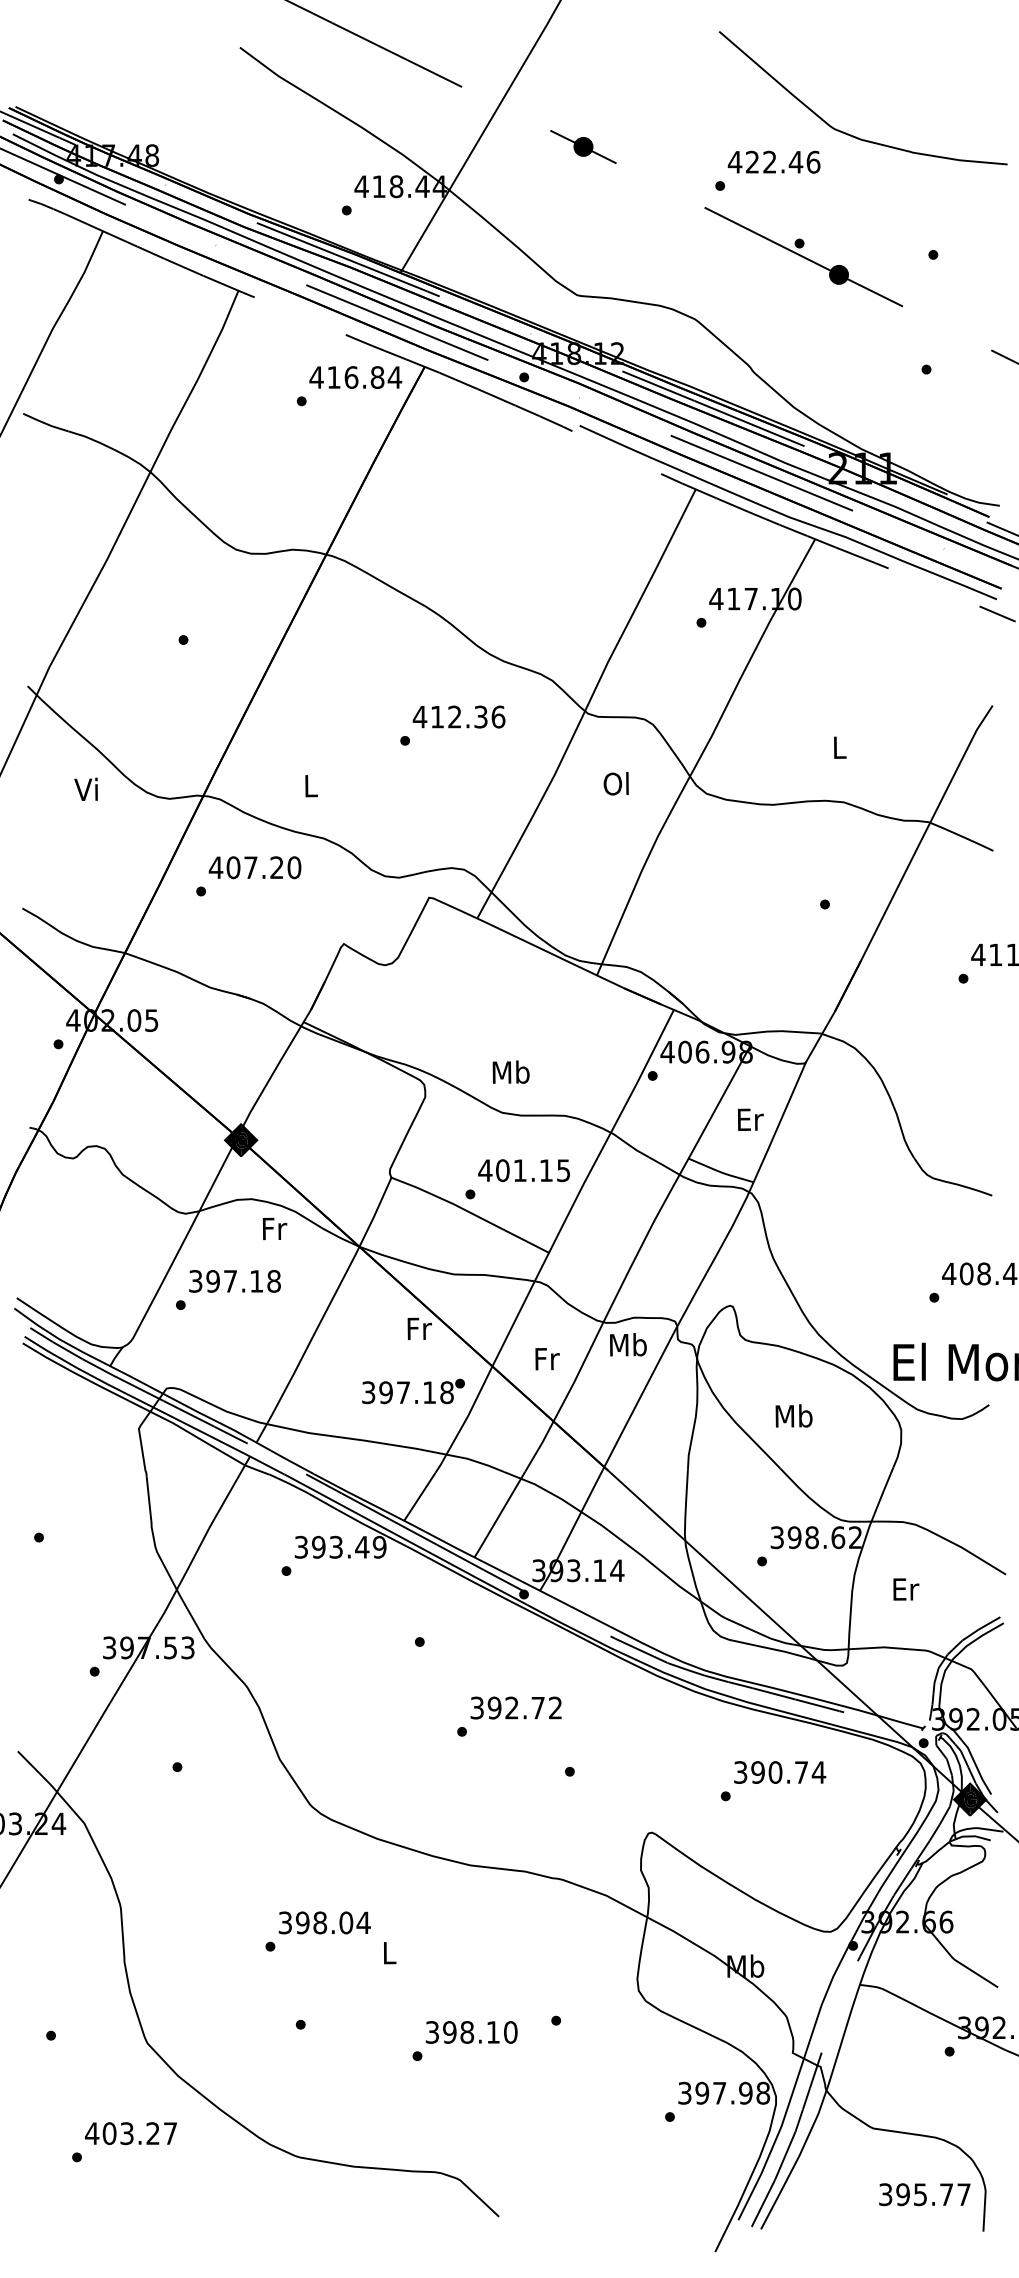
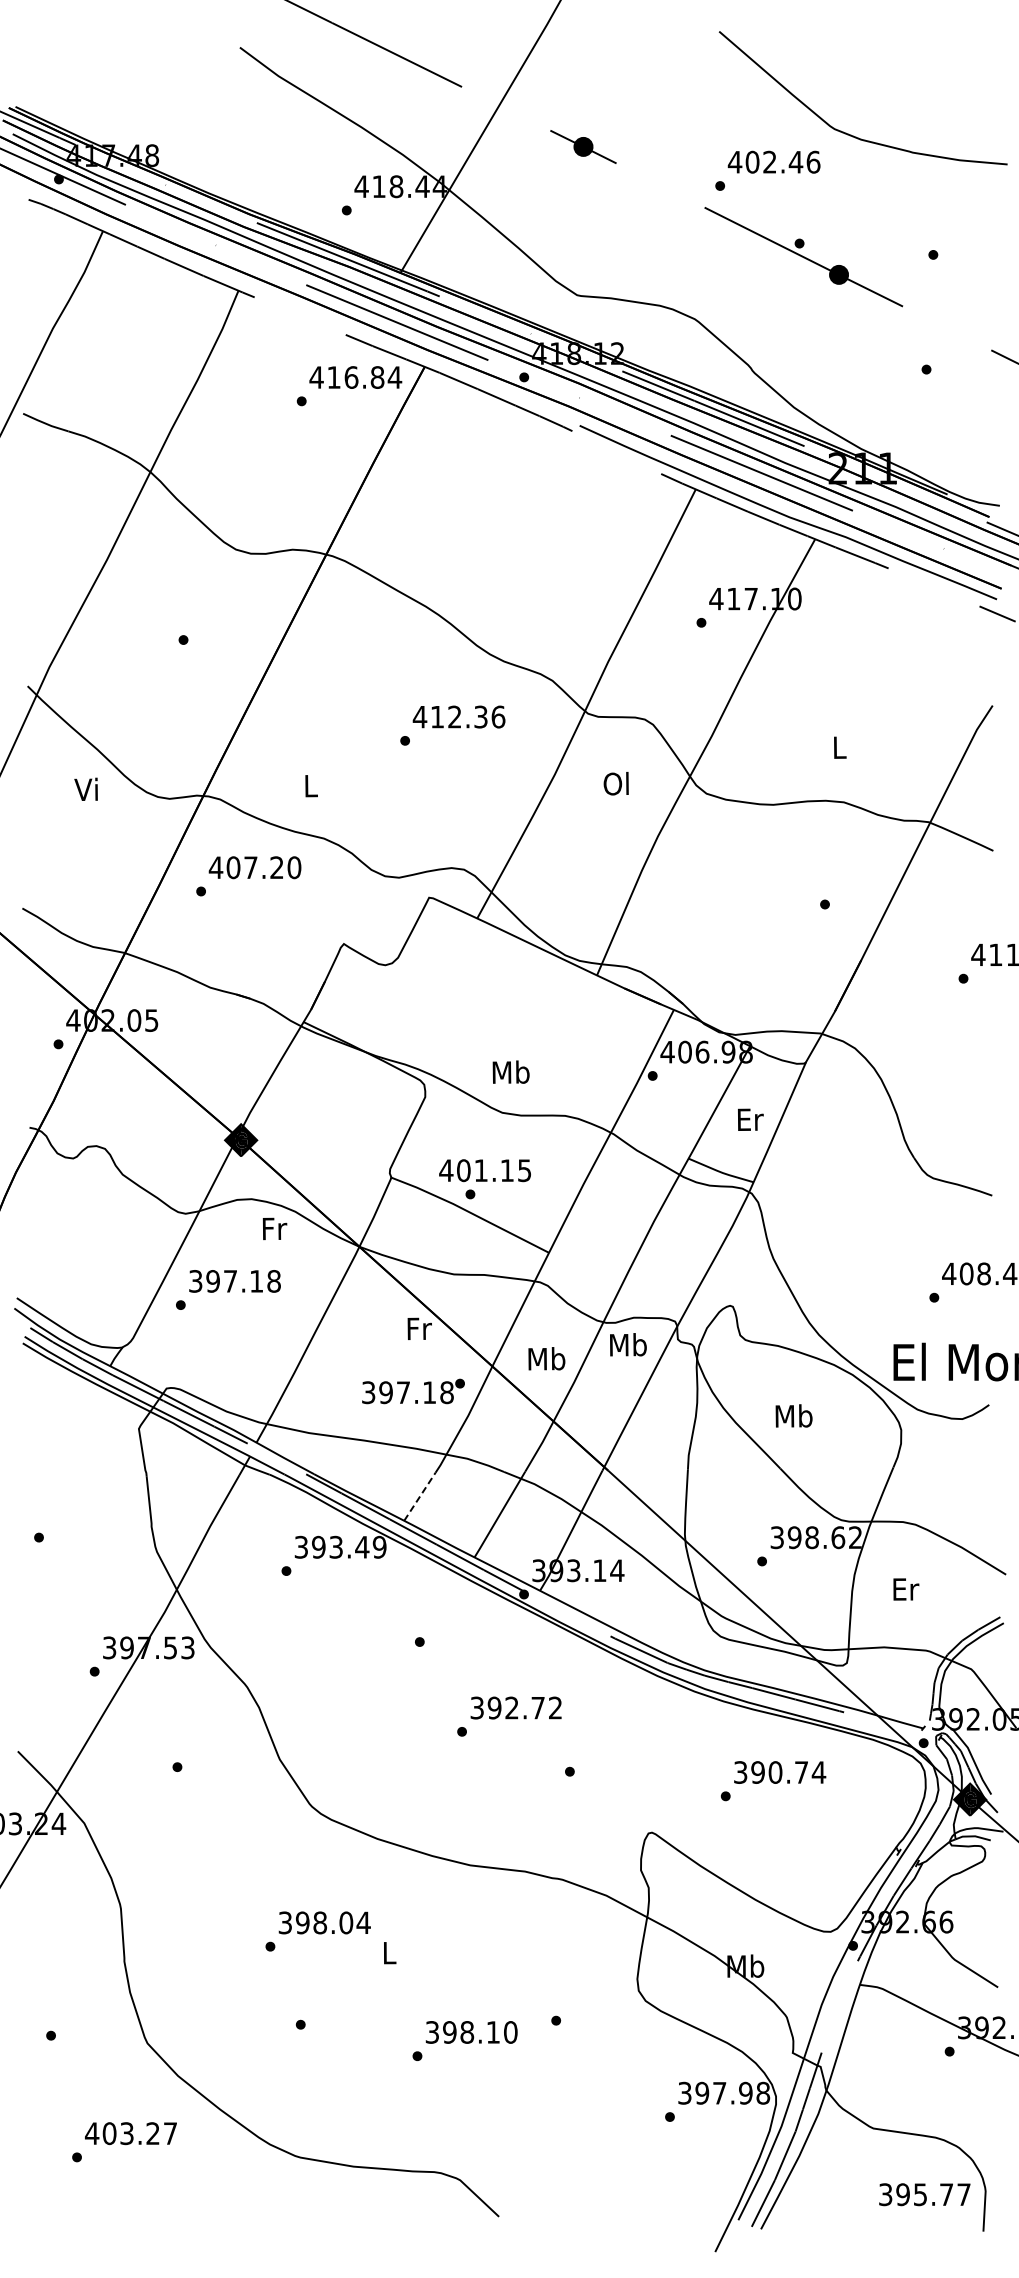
text: 422.46 -> 402.46 (752, 161)
text position: (523, 1170) -> (484, 1170) (484, 1170)
text: Fr -> Mb (546, 1358)
line: solid -> dashed (420, 1496)
